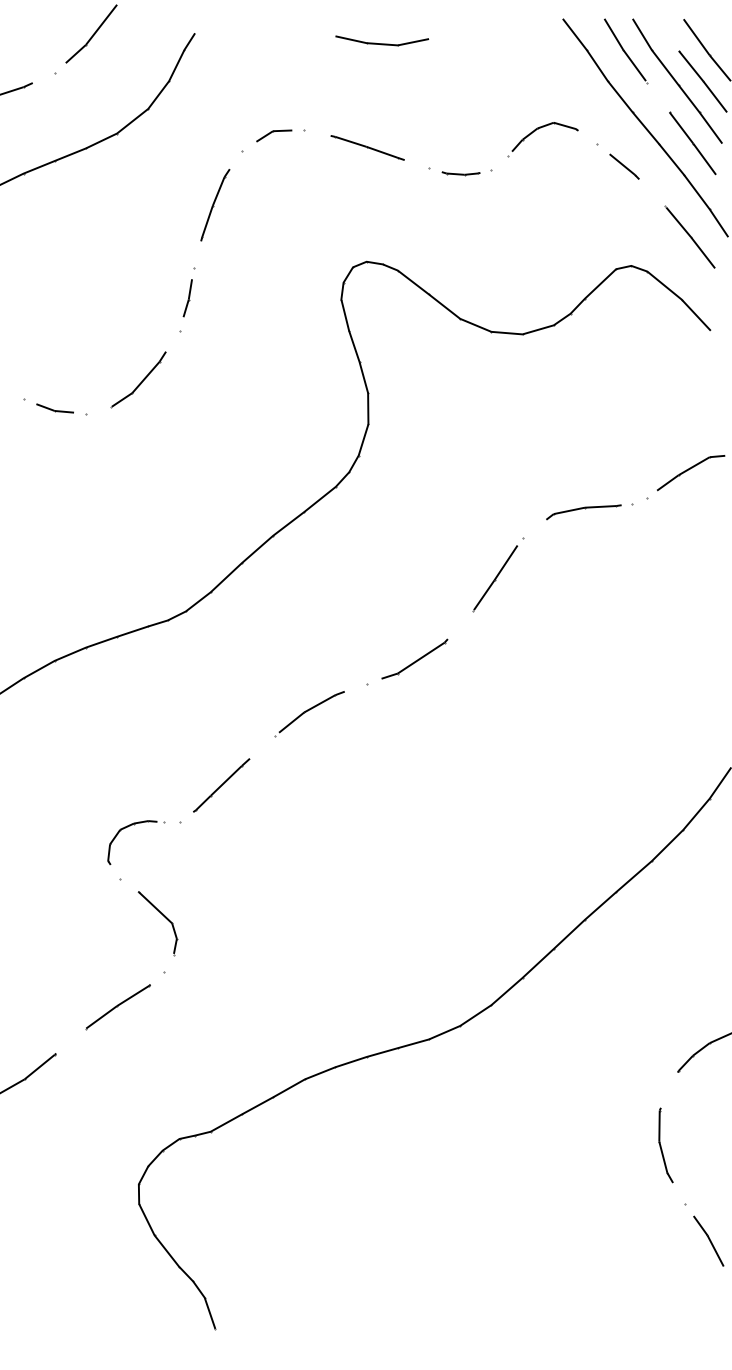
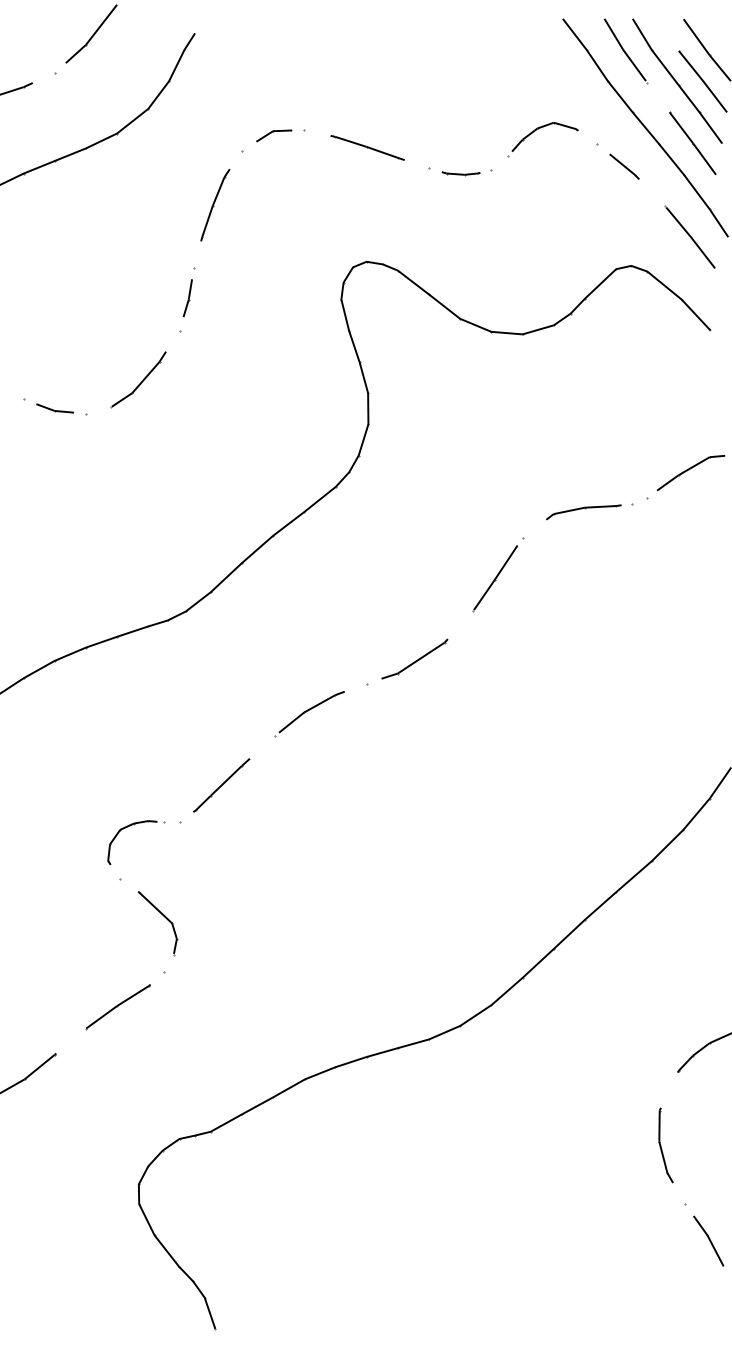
part: present -> none (382, 40)
